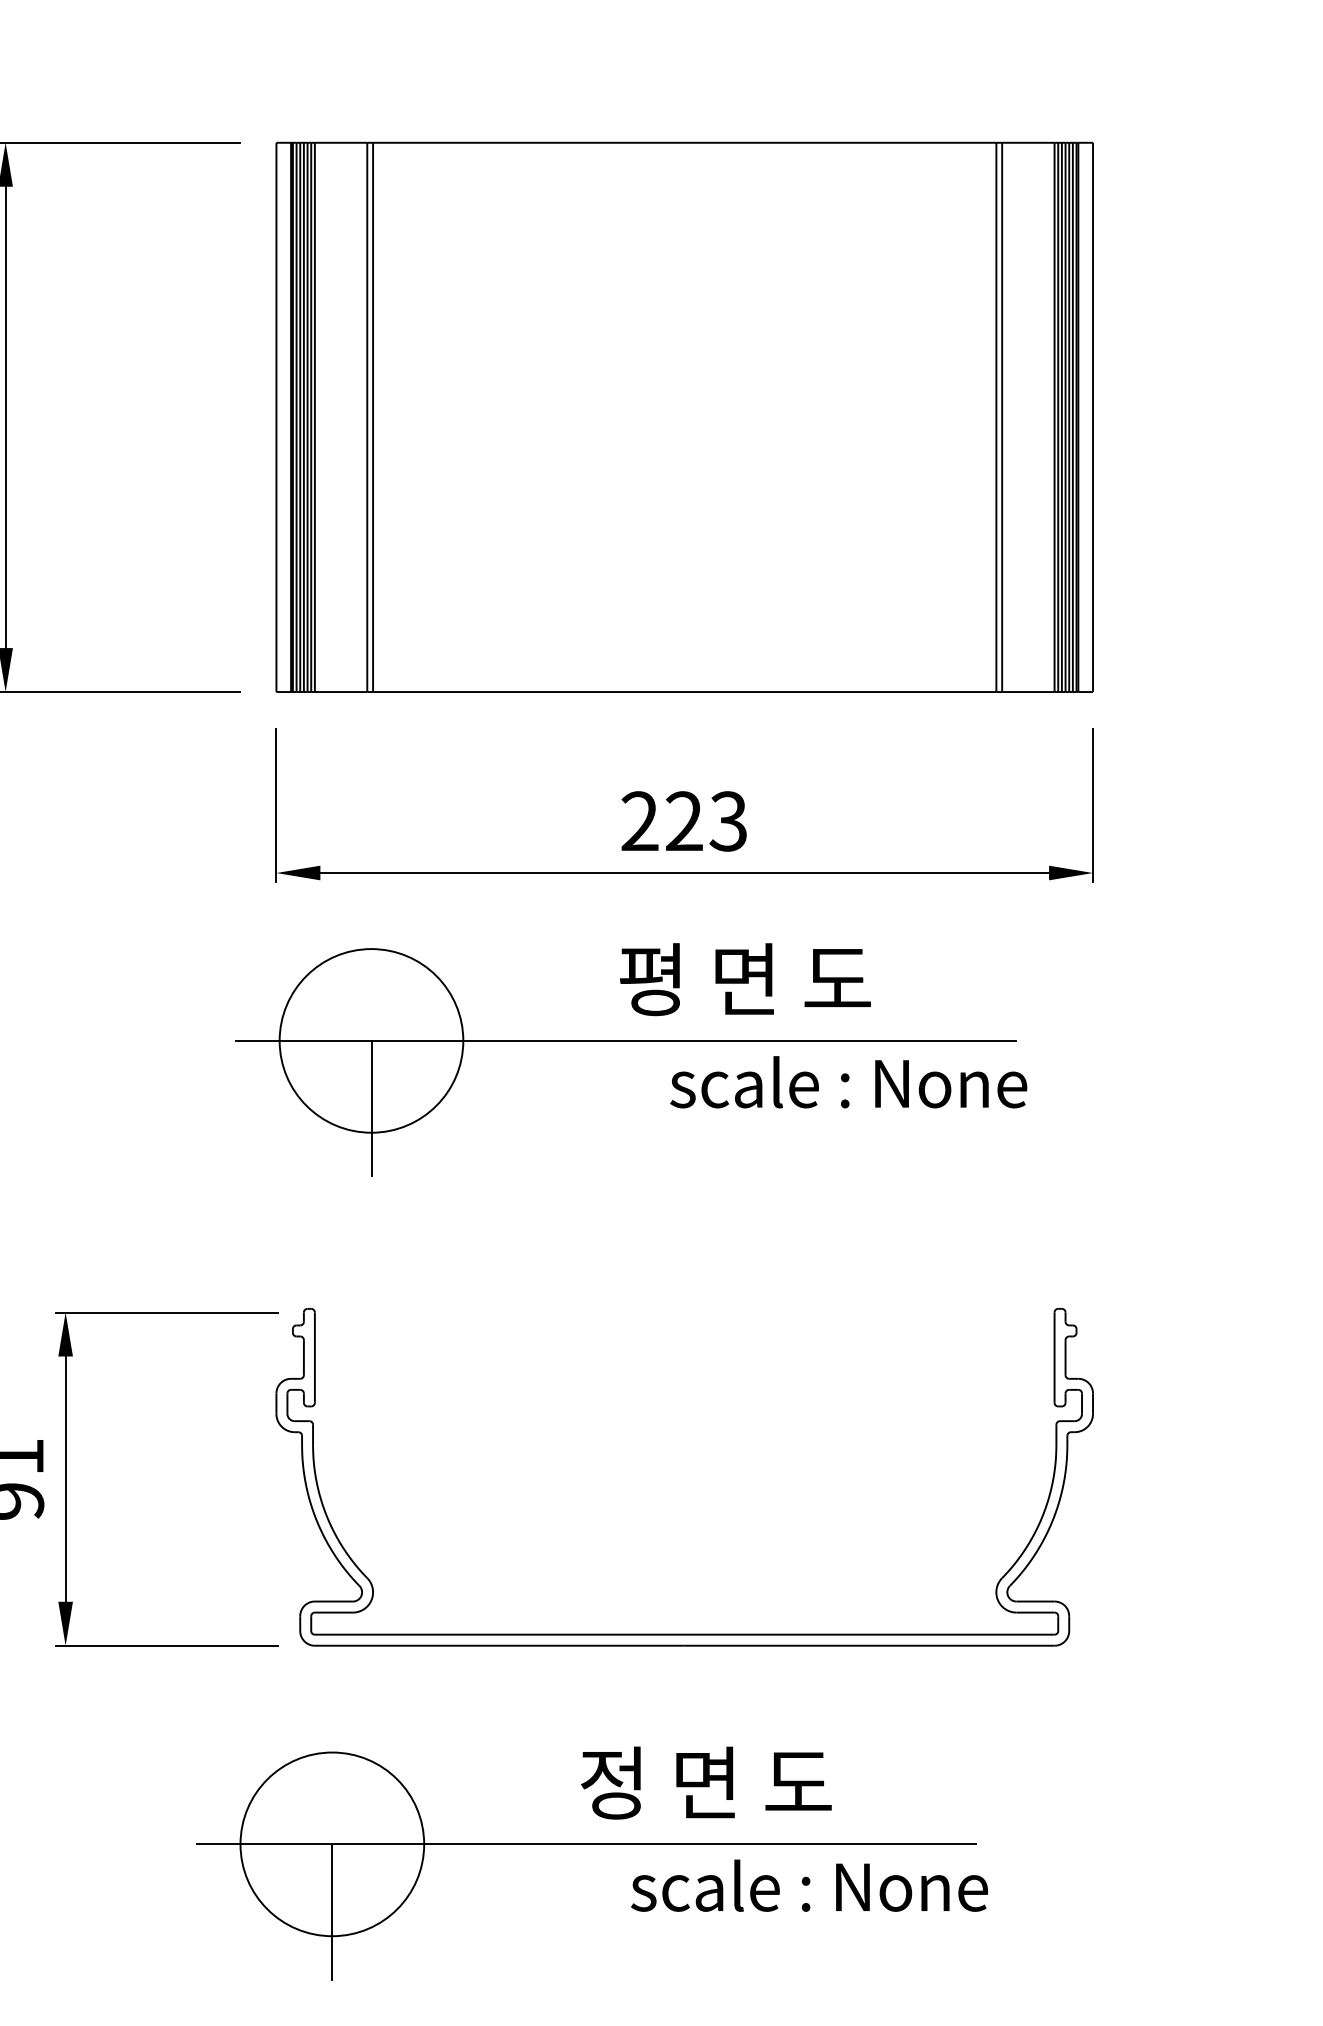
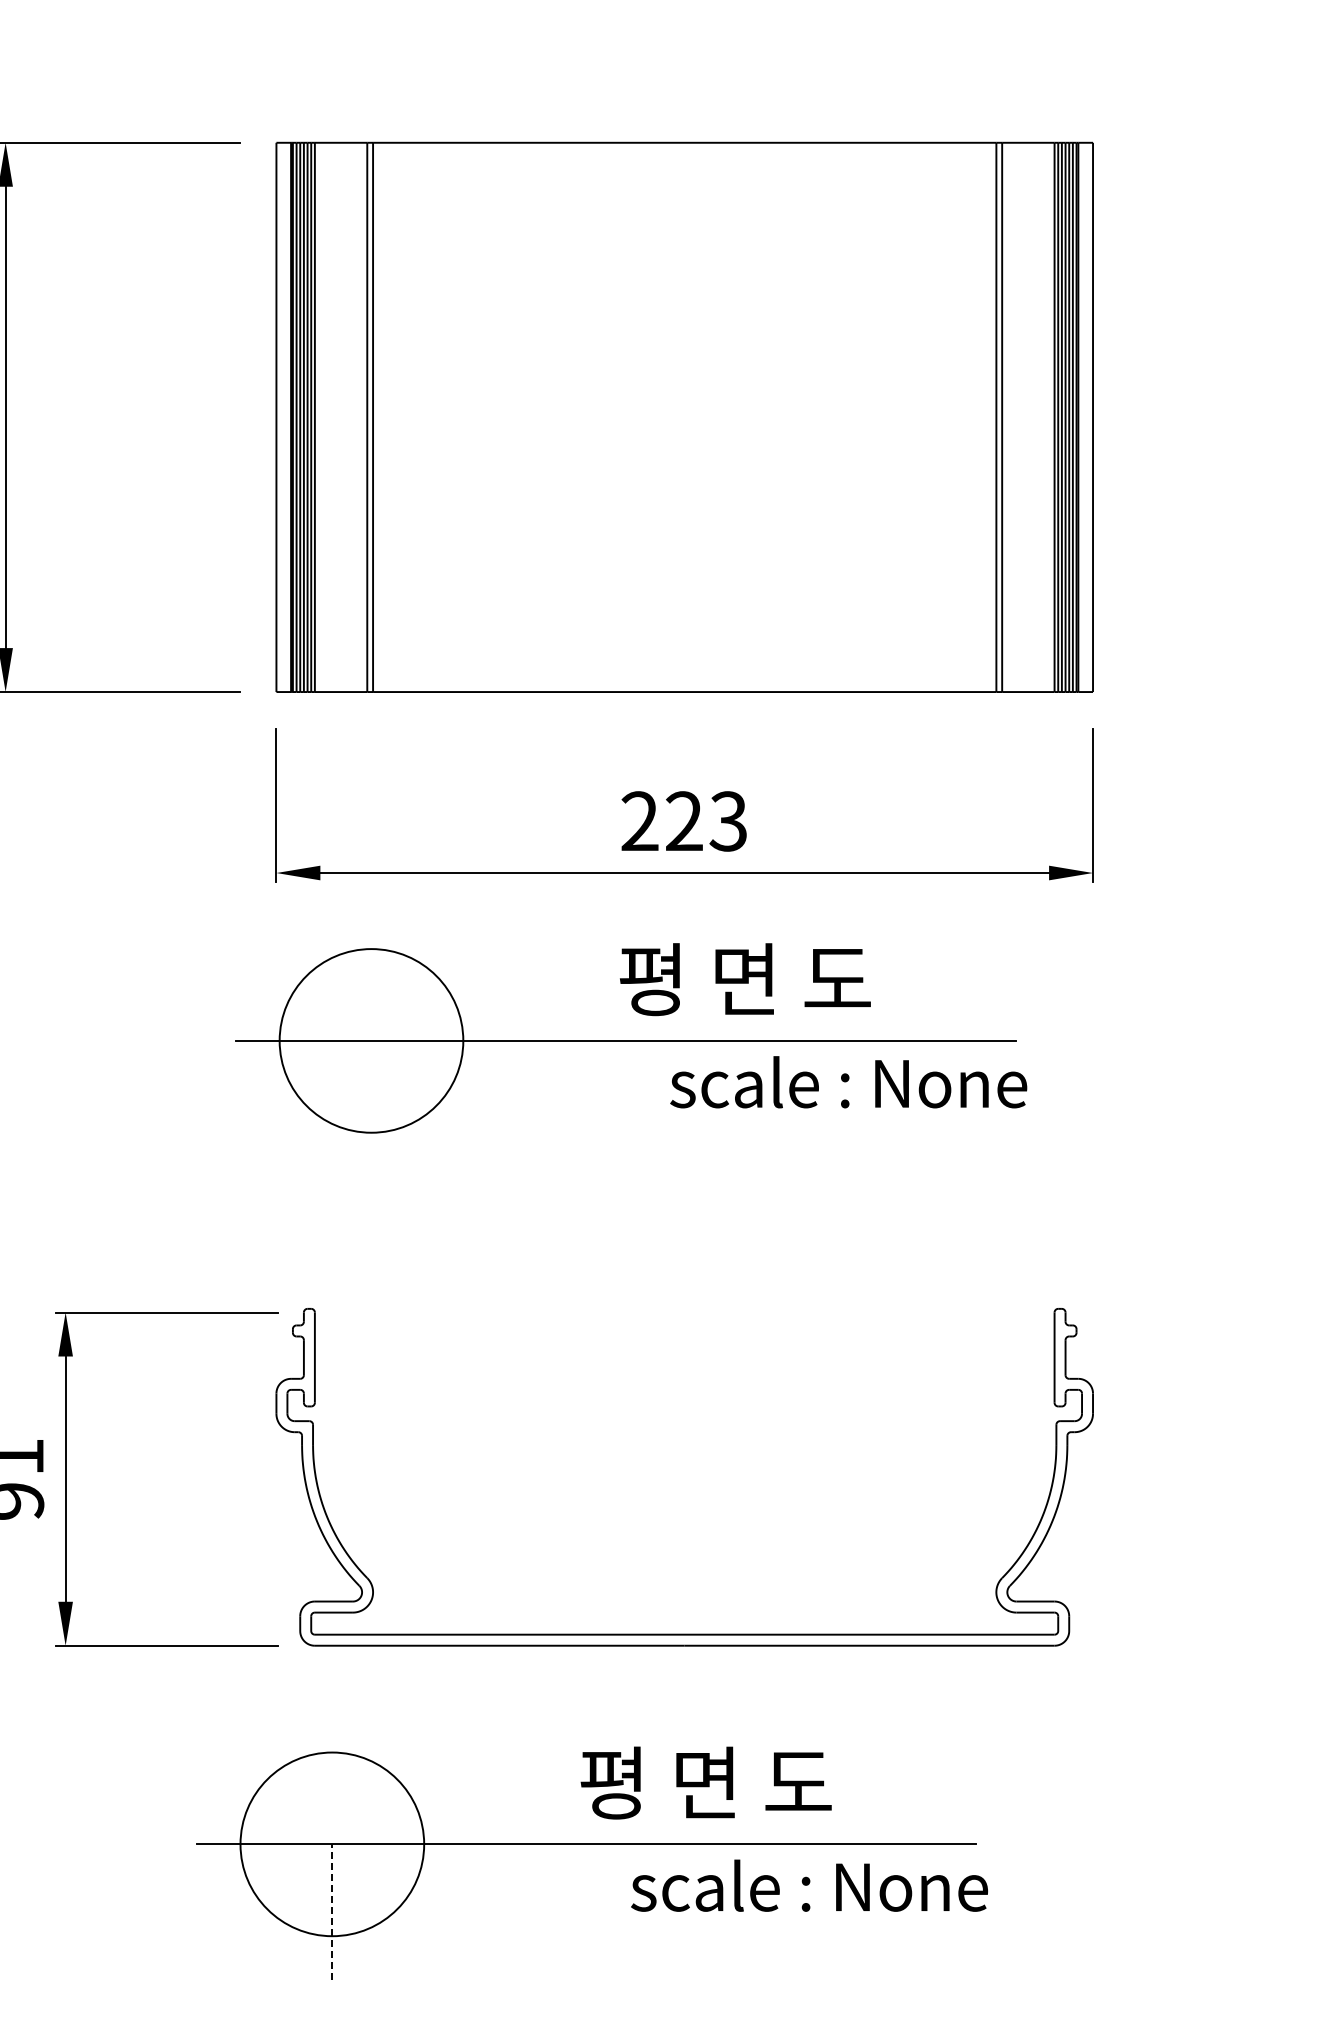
line: present -> none (371, 1108)
text: 정 면 도 -> 평 면 도 (610, 1782)
line: solid -> dashed (332, 1912)
